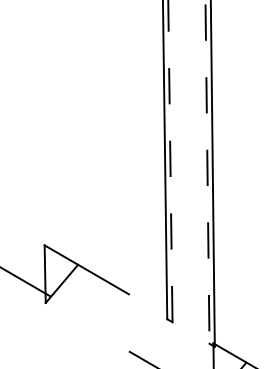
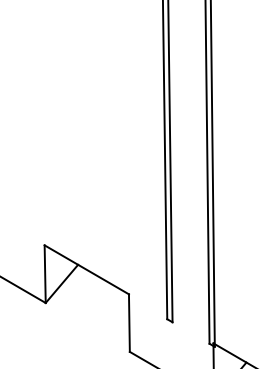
line: dashed -> solid (170, 161)
line: dashed -> solid (207, 172)
line position: (25, 281) -> (23, 289) (23, 289)
line: none -> present (128, 322)
